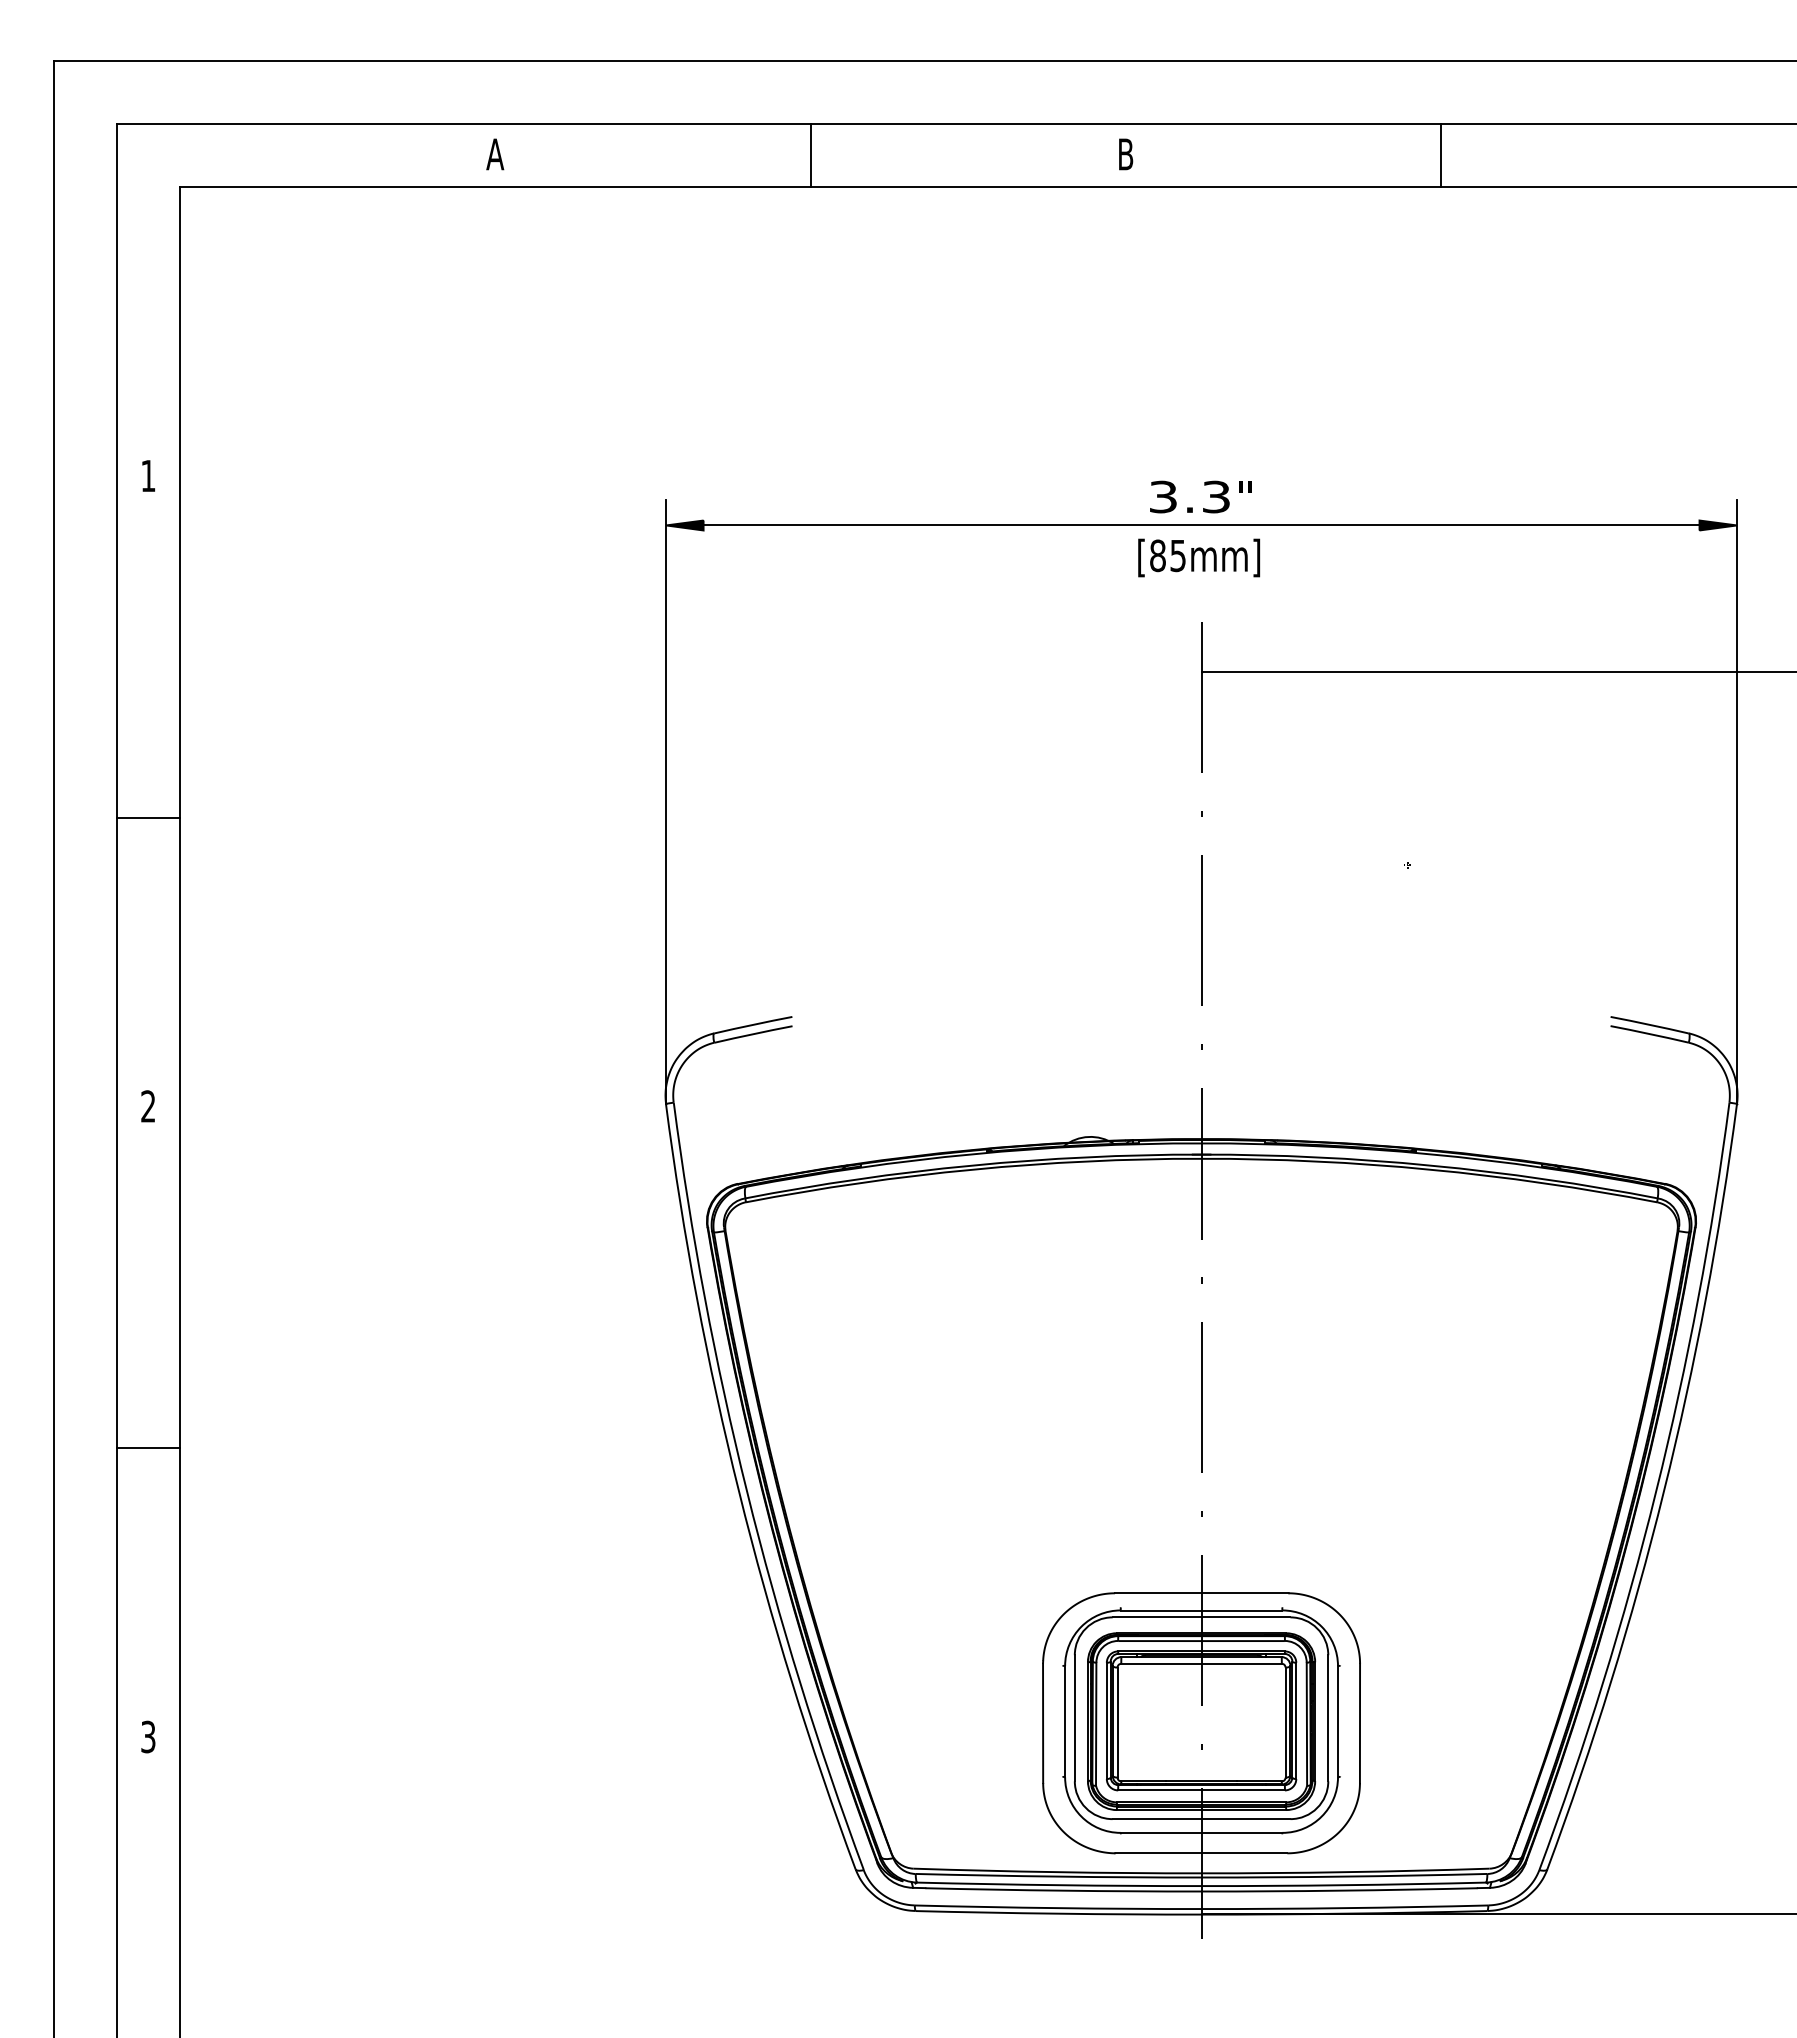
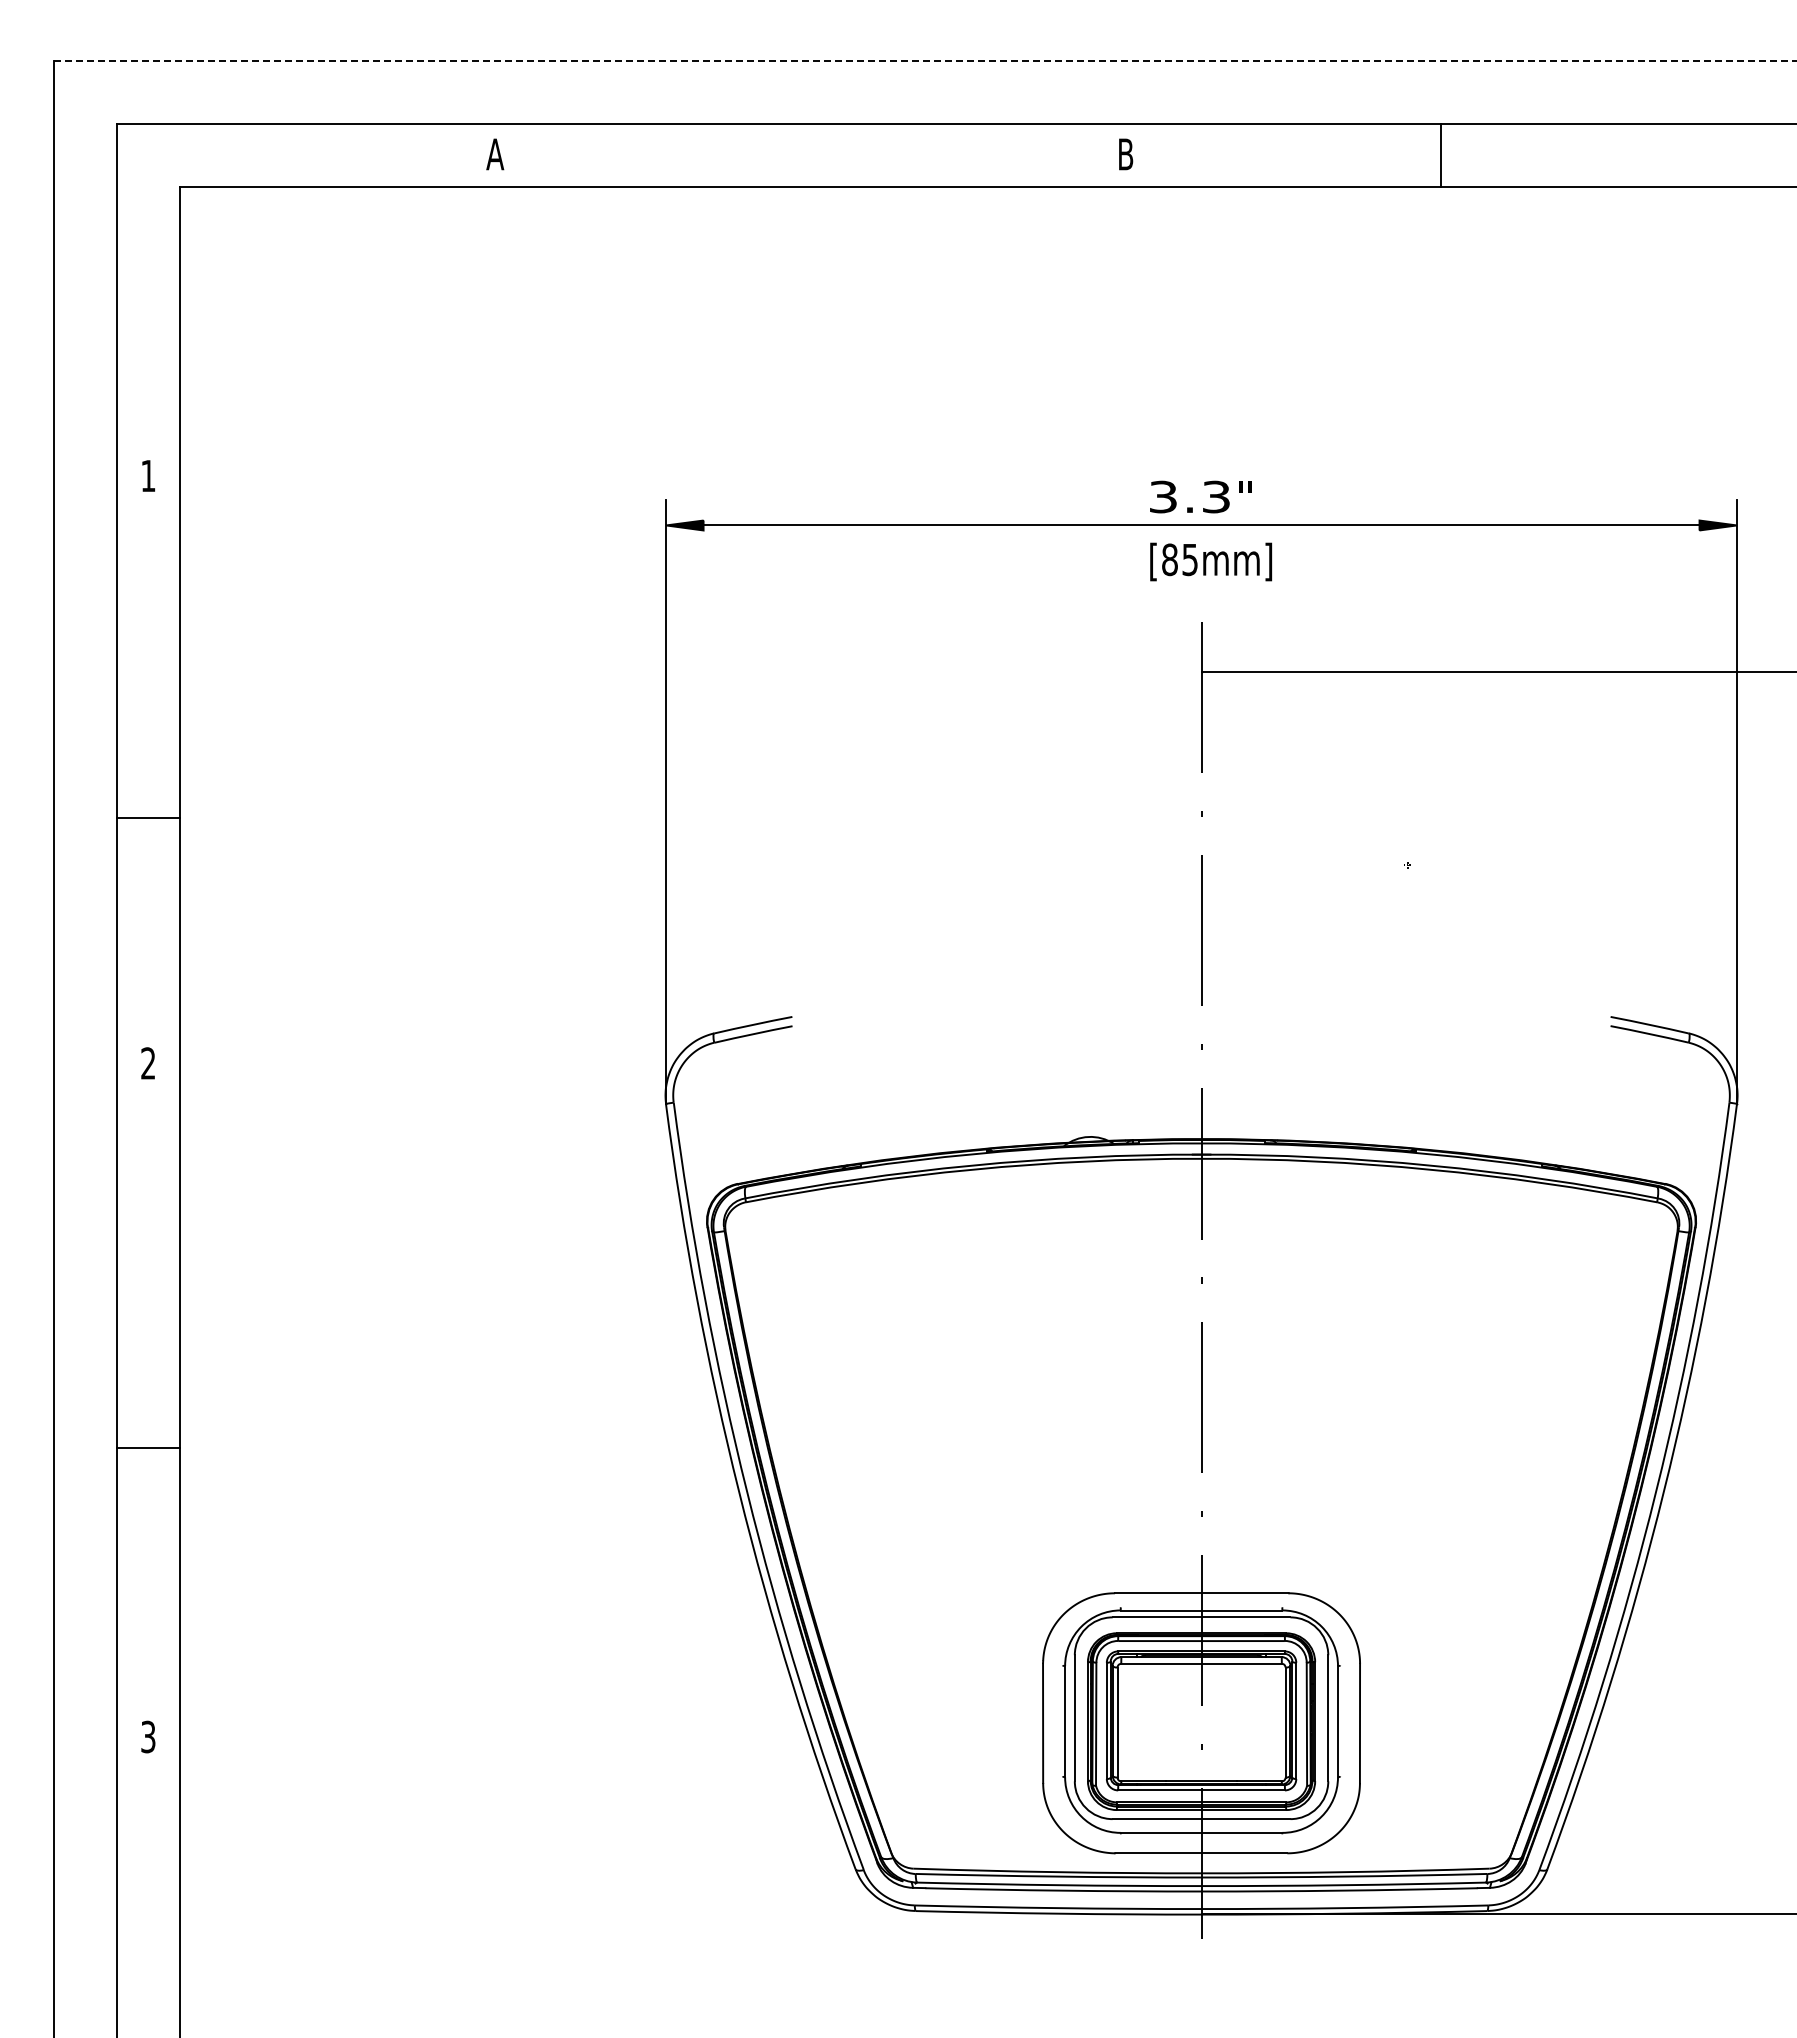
line: solid -> dashed (925, 61)
line: present -> none (810, 155)
text position: (1199, 557) -> (1211, 561) (1211, 561)
text position: (147, 1106) -> (147, 1063) (147, 1063)
